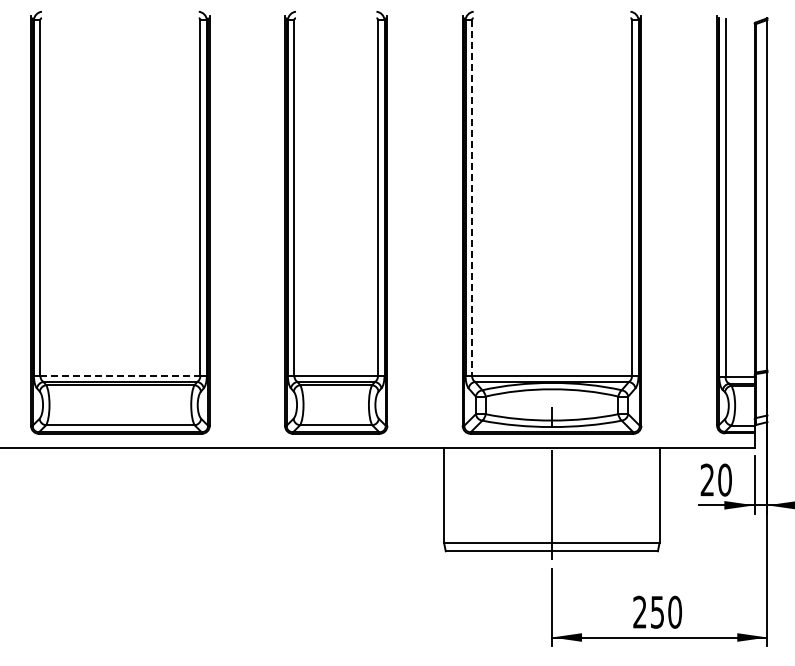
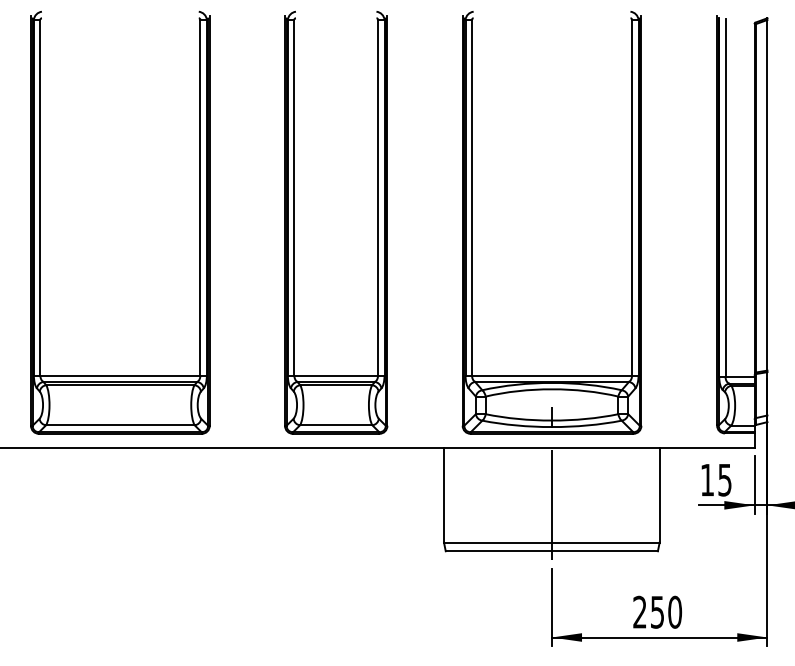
line: dashed -> solid (472, 197)
line: dashed -> solid (120, 375)
text: 20 -> 15 (715, 479)
